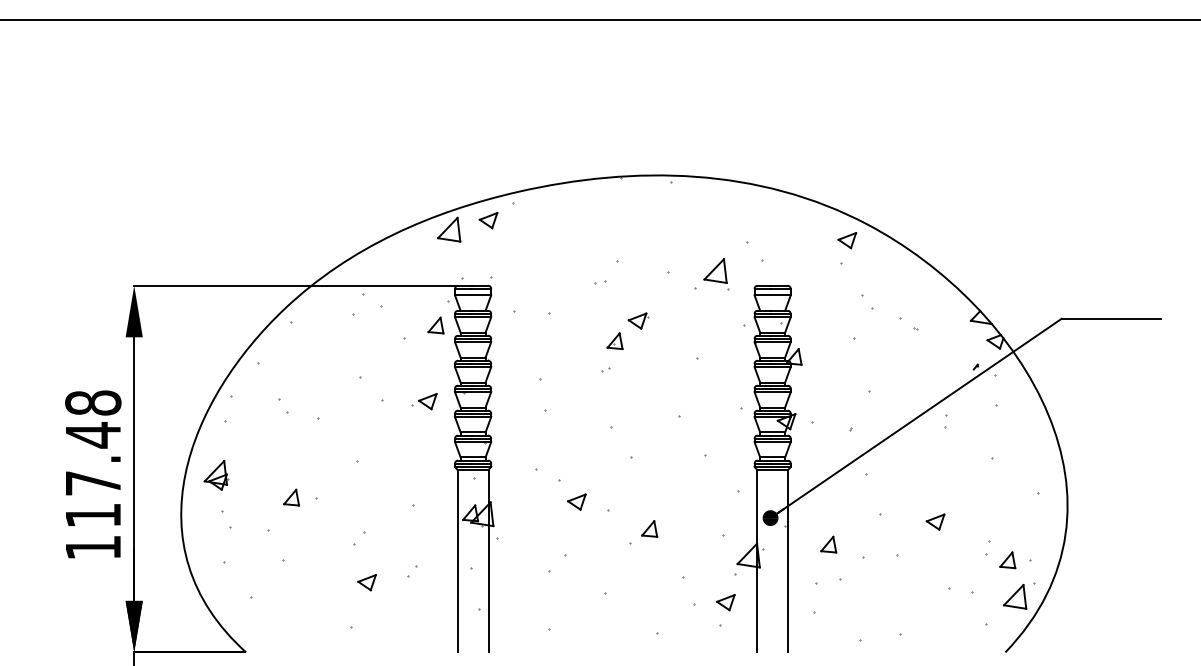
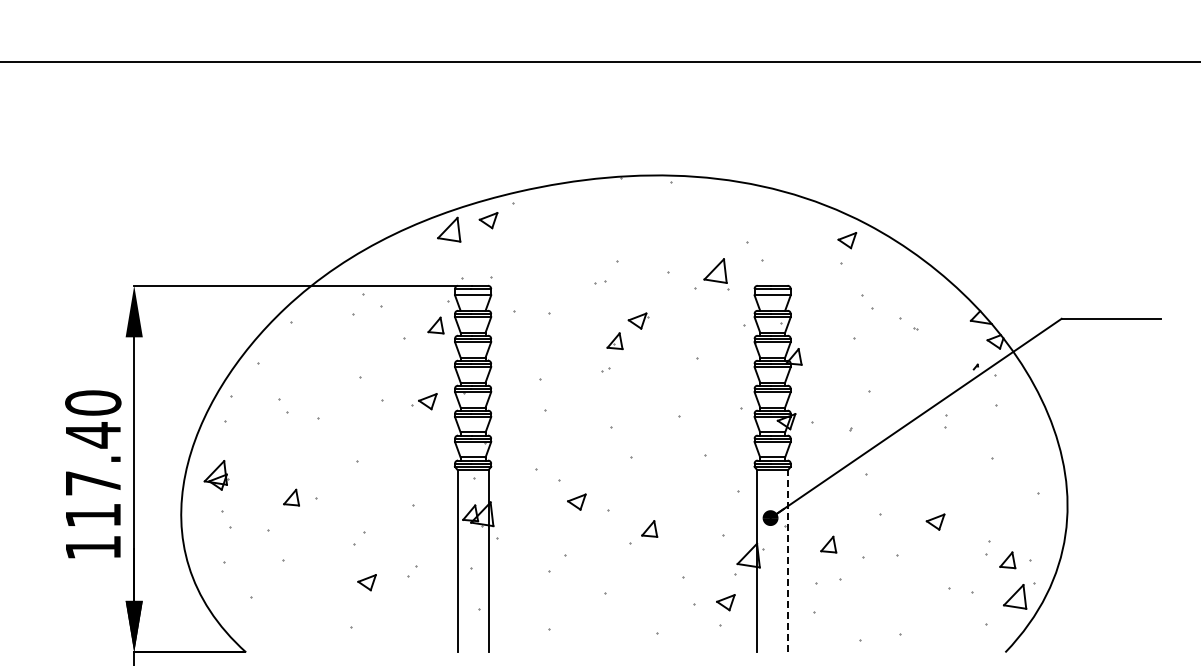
line position: (599, 19) -> (599, 61) (599, 61)
text: 117.48 -> 117.40 (93, 402)
line: solid -> dashed (788, 560)
